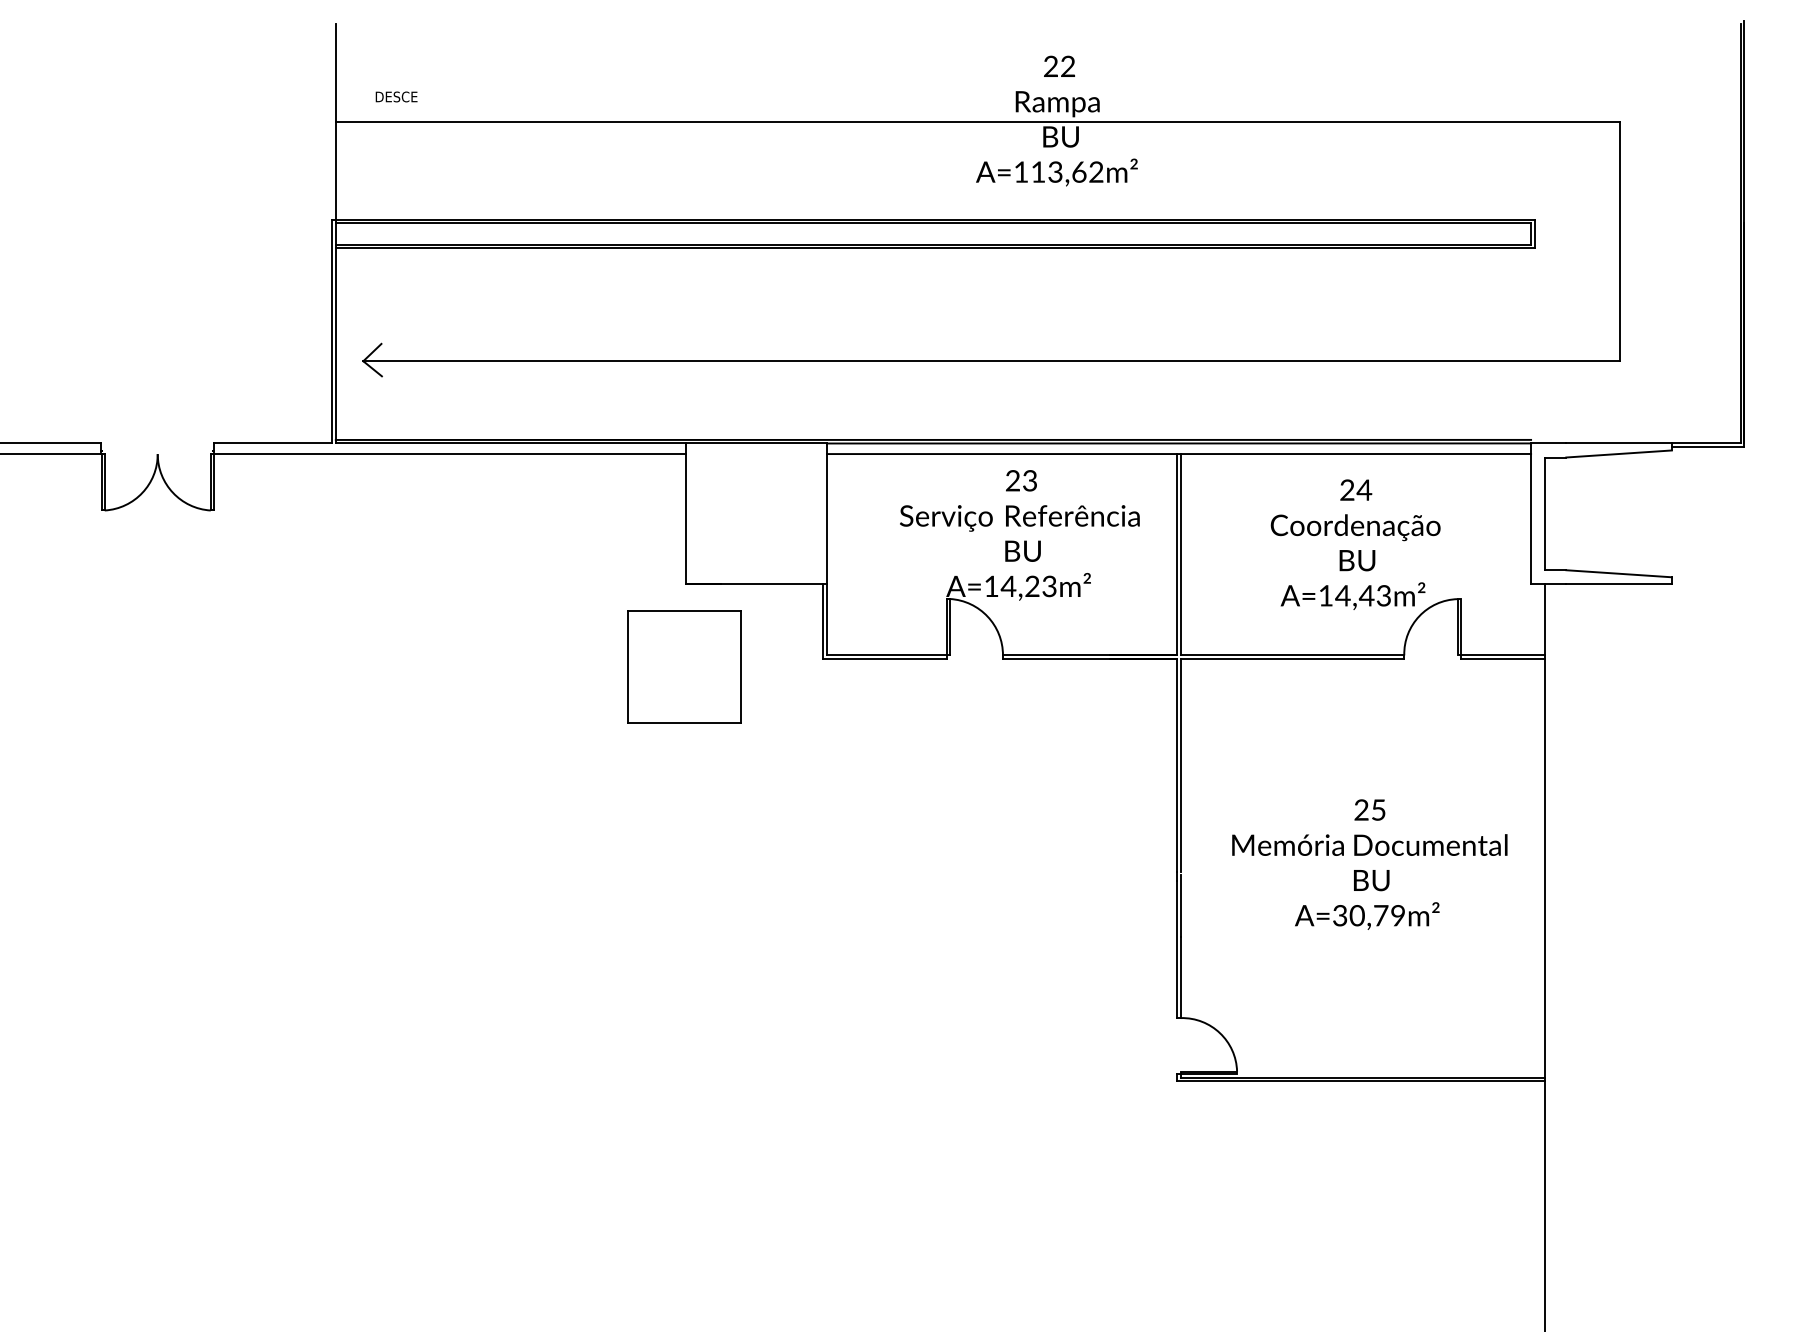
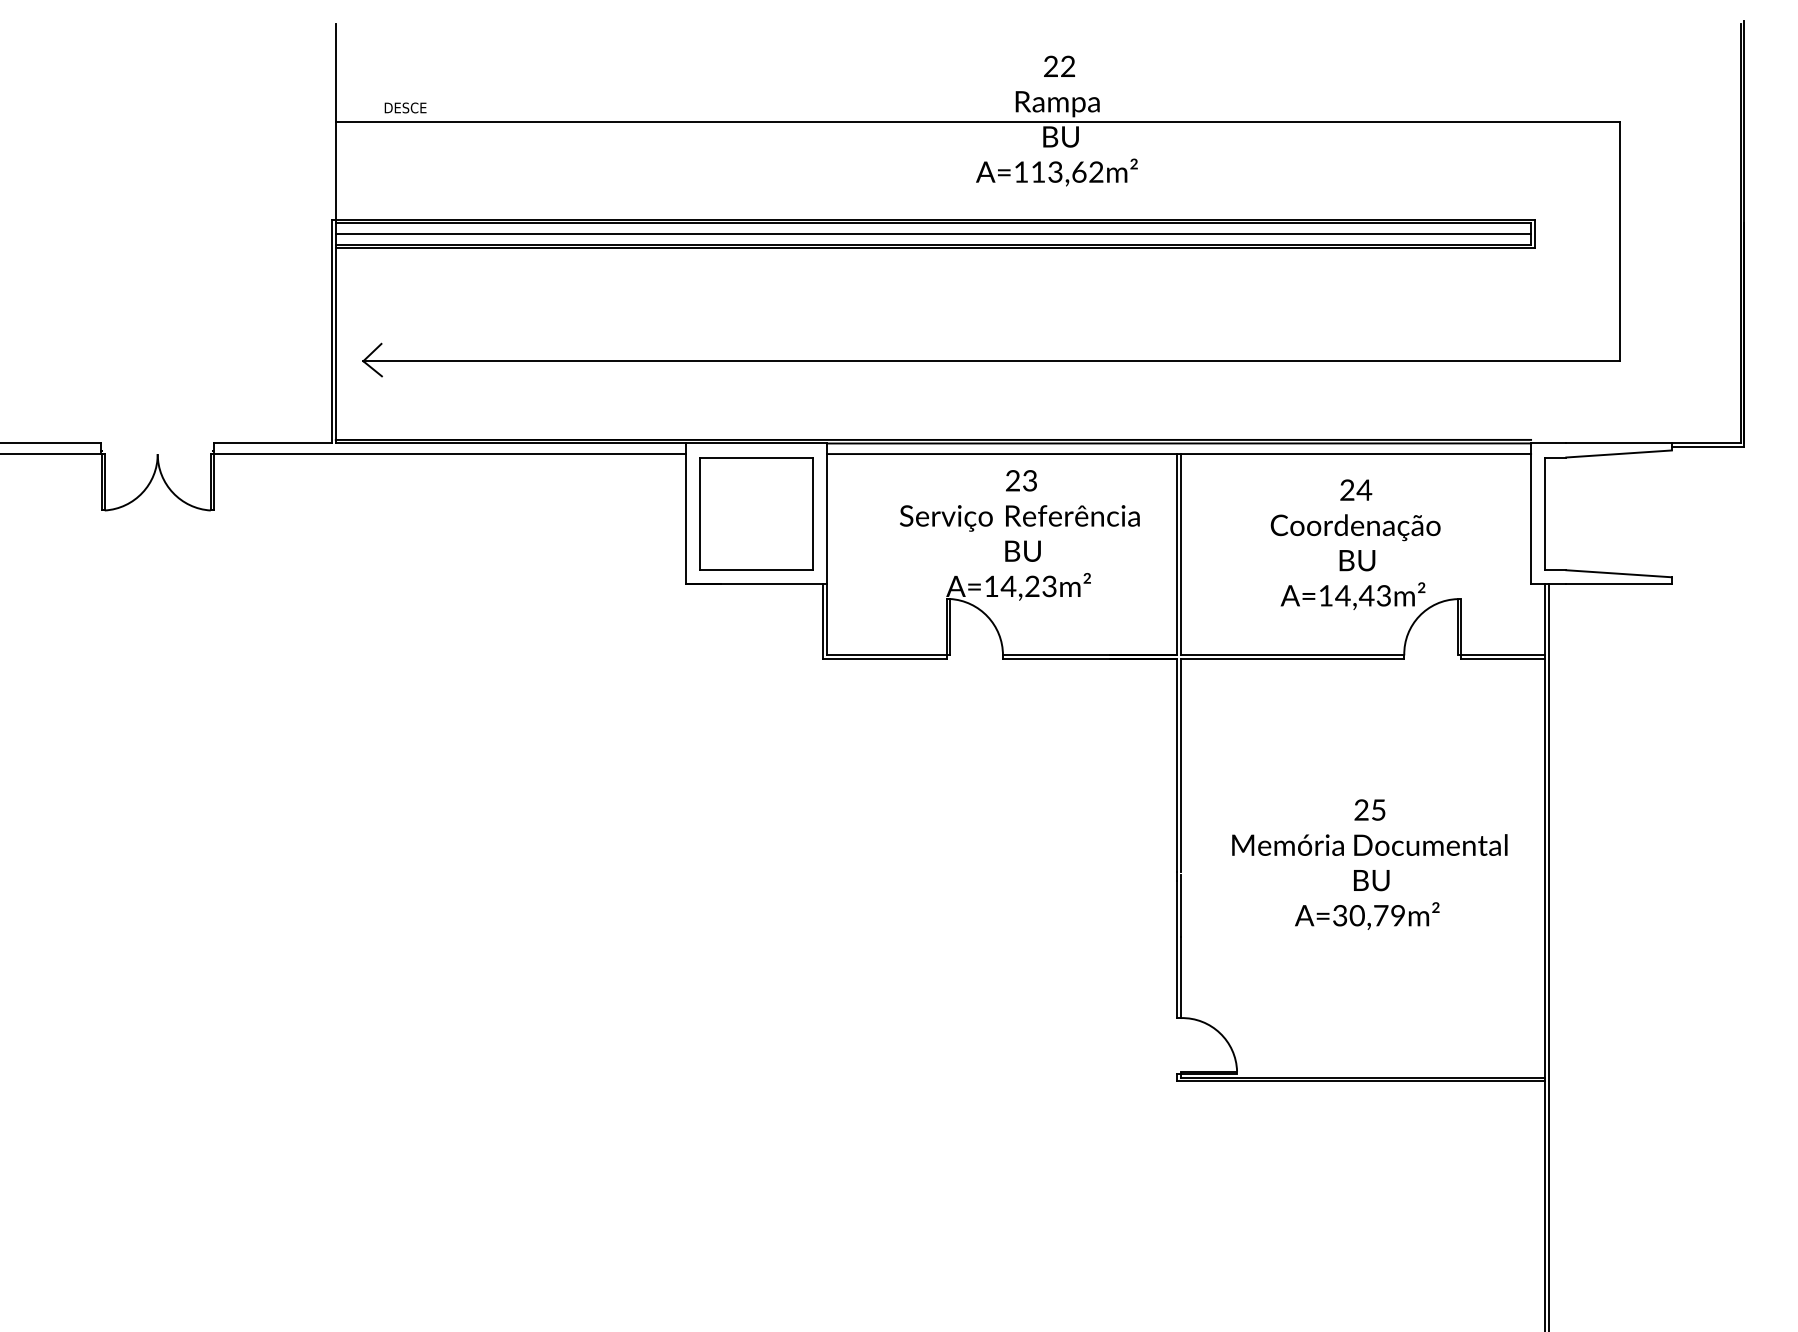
text position: (396, 96) -> (405, 107) (405, 107)
line: none -> present (933, 233)
part position: (684, 666) -> (756, 513) (756, 513)
line: none -> present (1548, 956)
